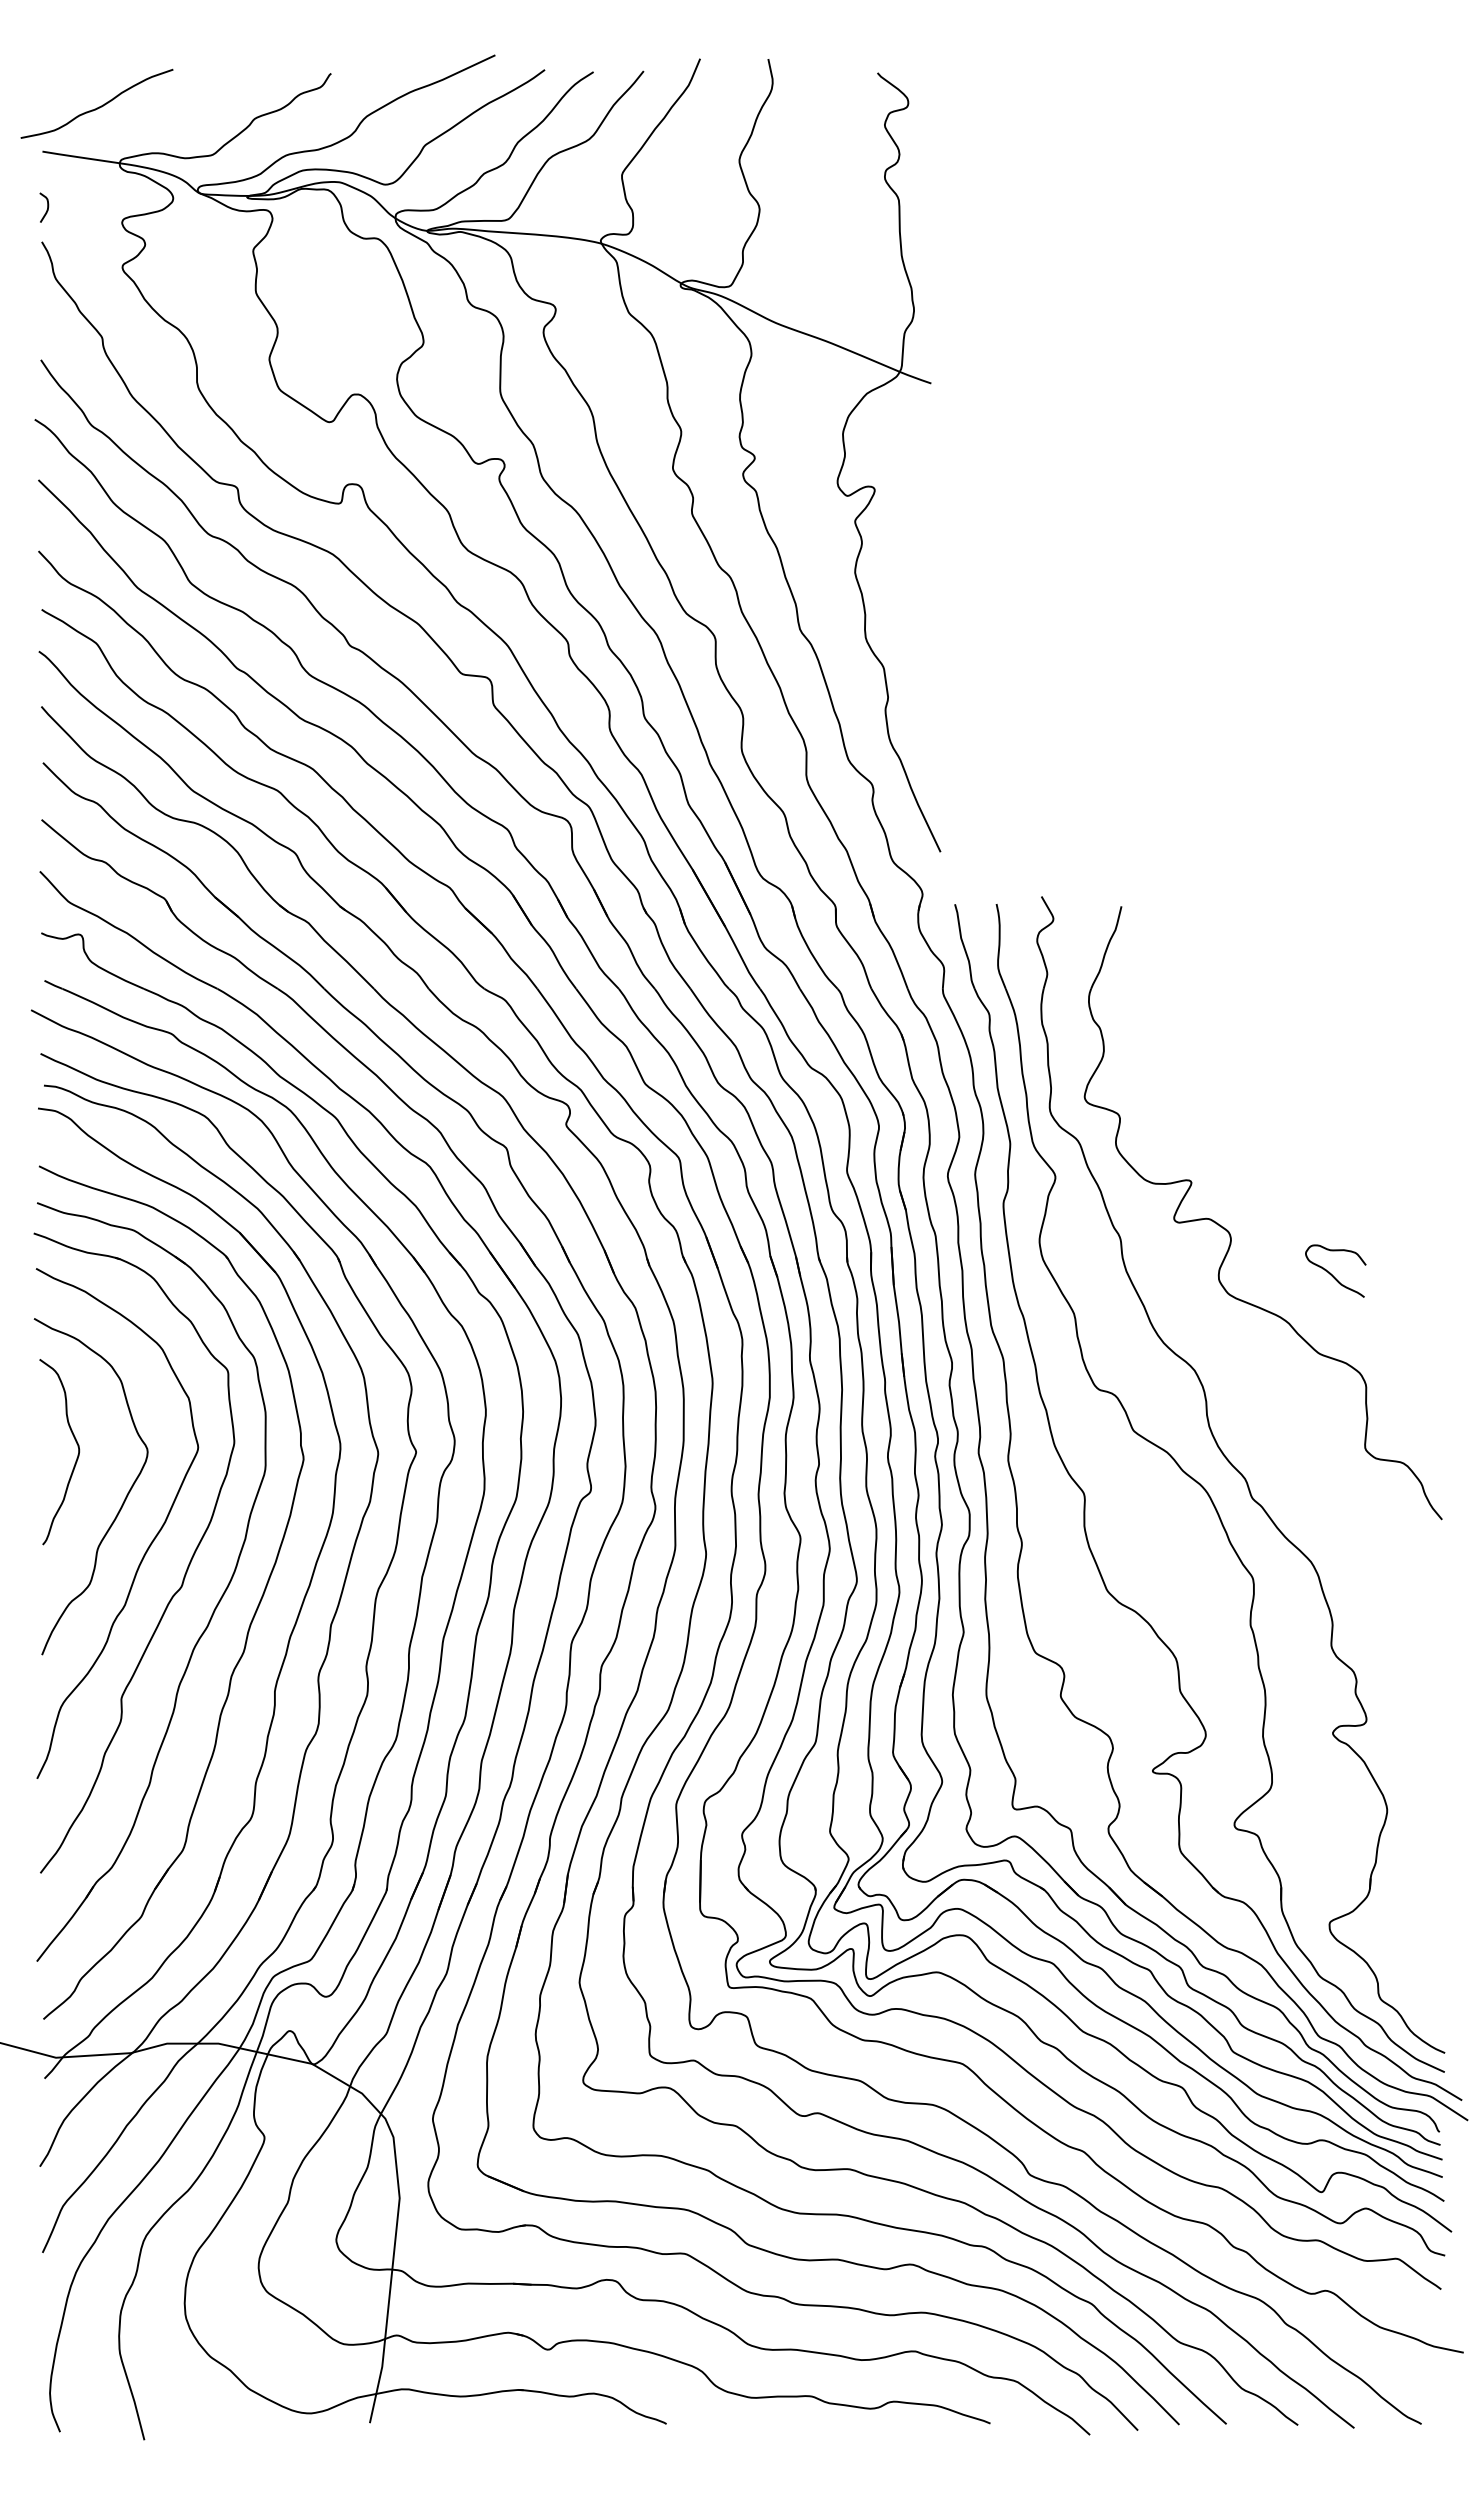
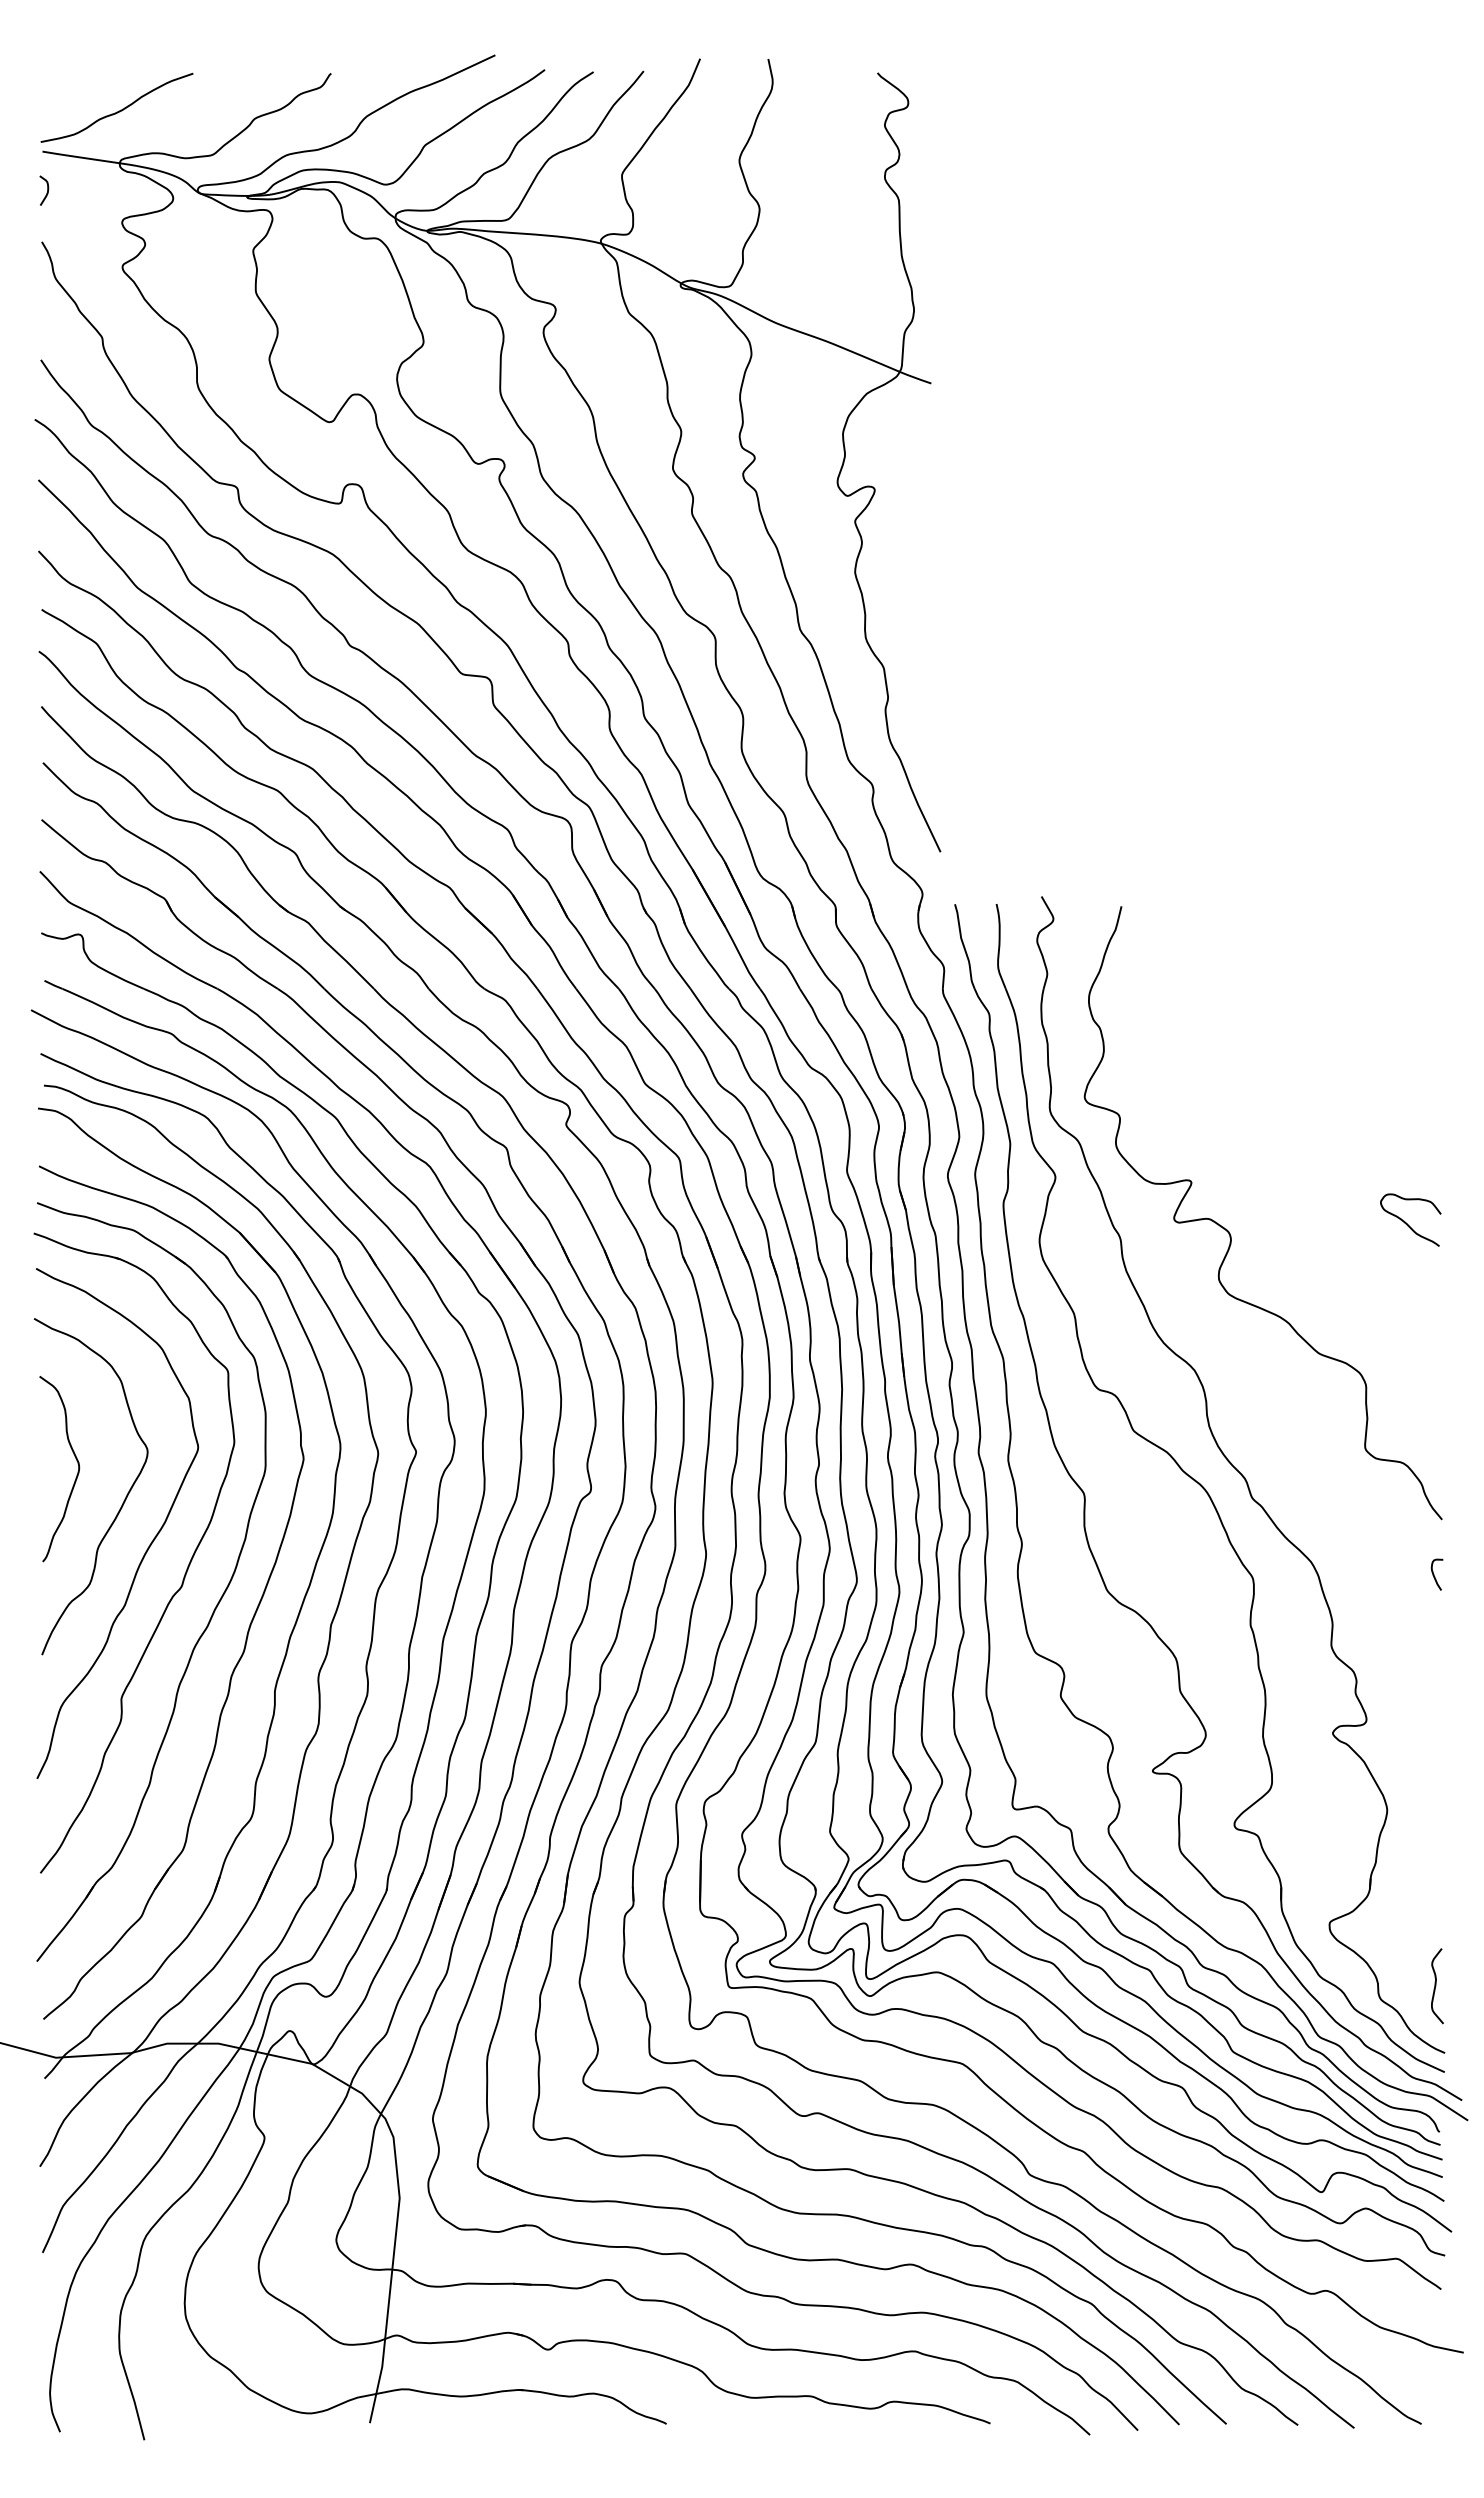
curve position: (96, 107) -> (116, 111) (116, 111)
curve position: (46, 209) -> (46, 192) (46, 192)
curve position: (1331, 1273) -> (1406, 1222) (1406, 1222)
curve position: (75, 1460) -> (75, 1477) (75, 1477)
curve: none -> present (1434, 1574)
curve: none -> present (1436, 1986)
